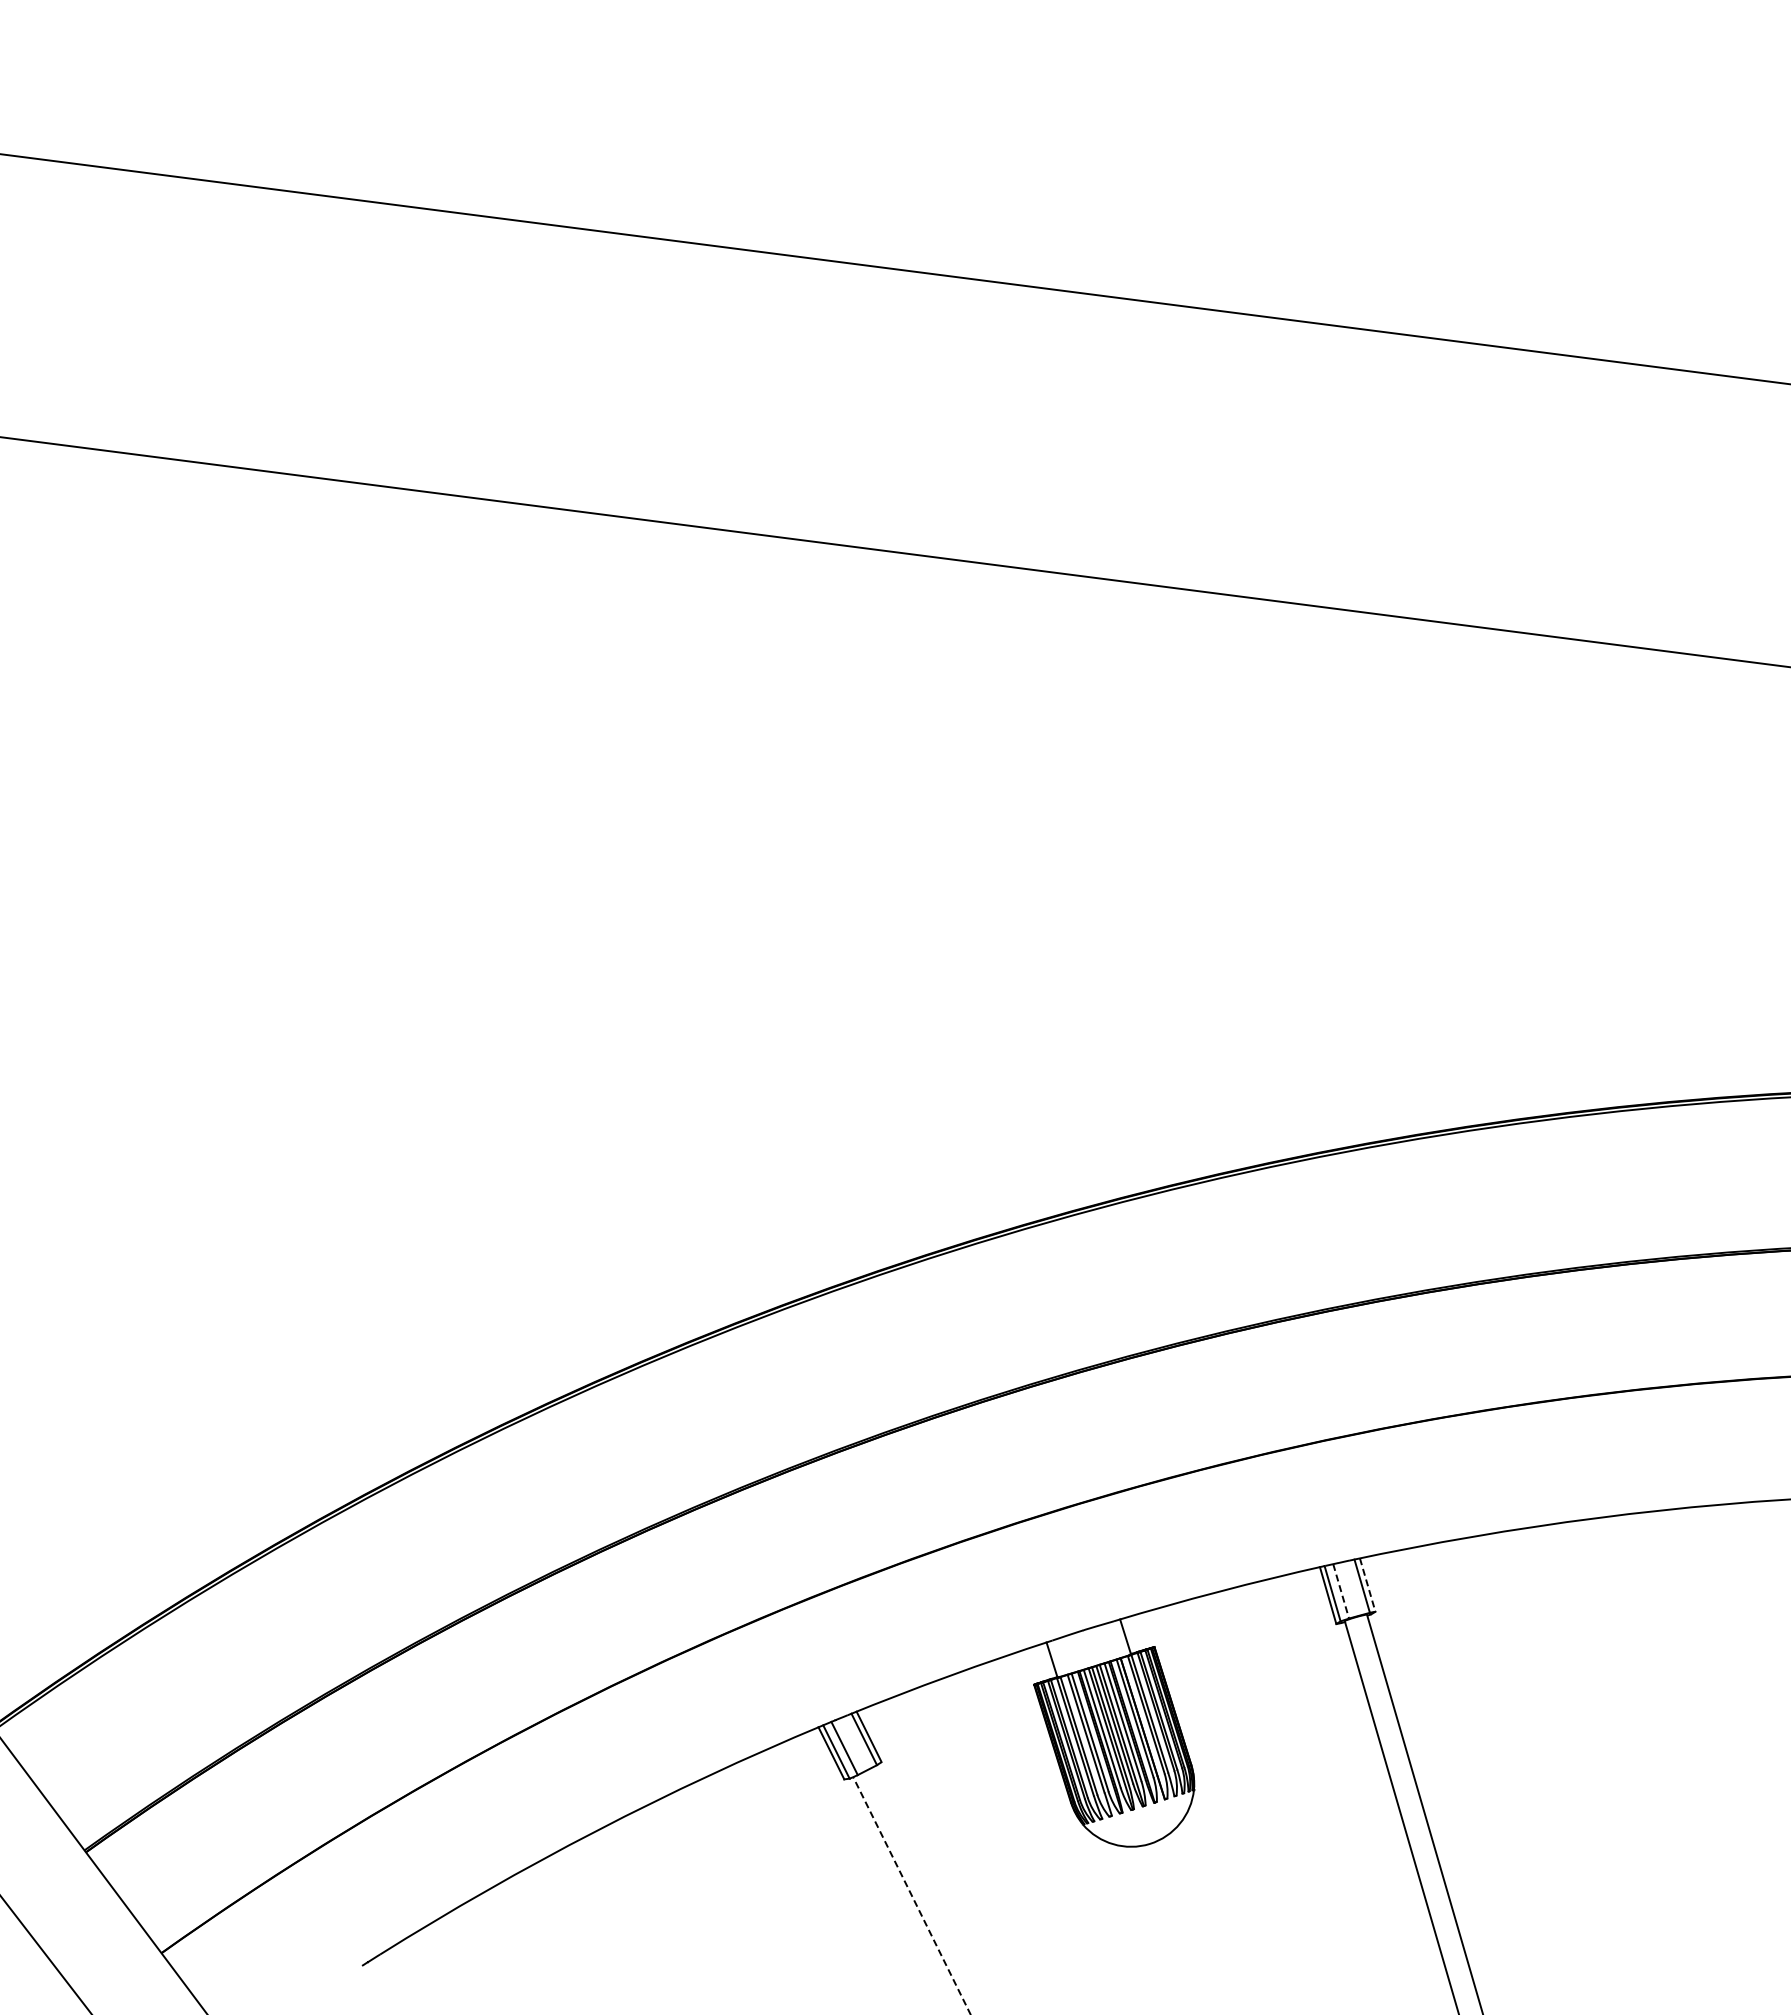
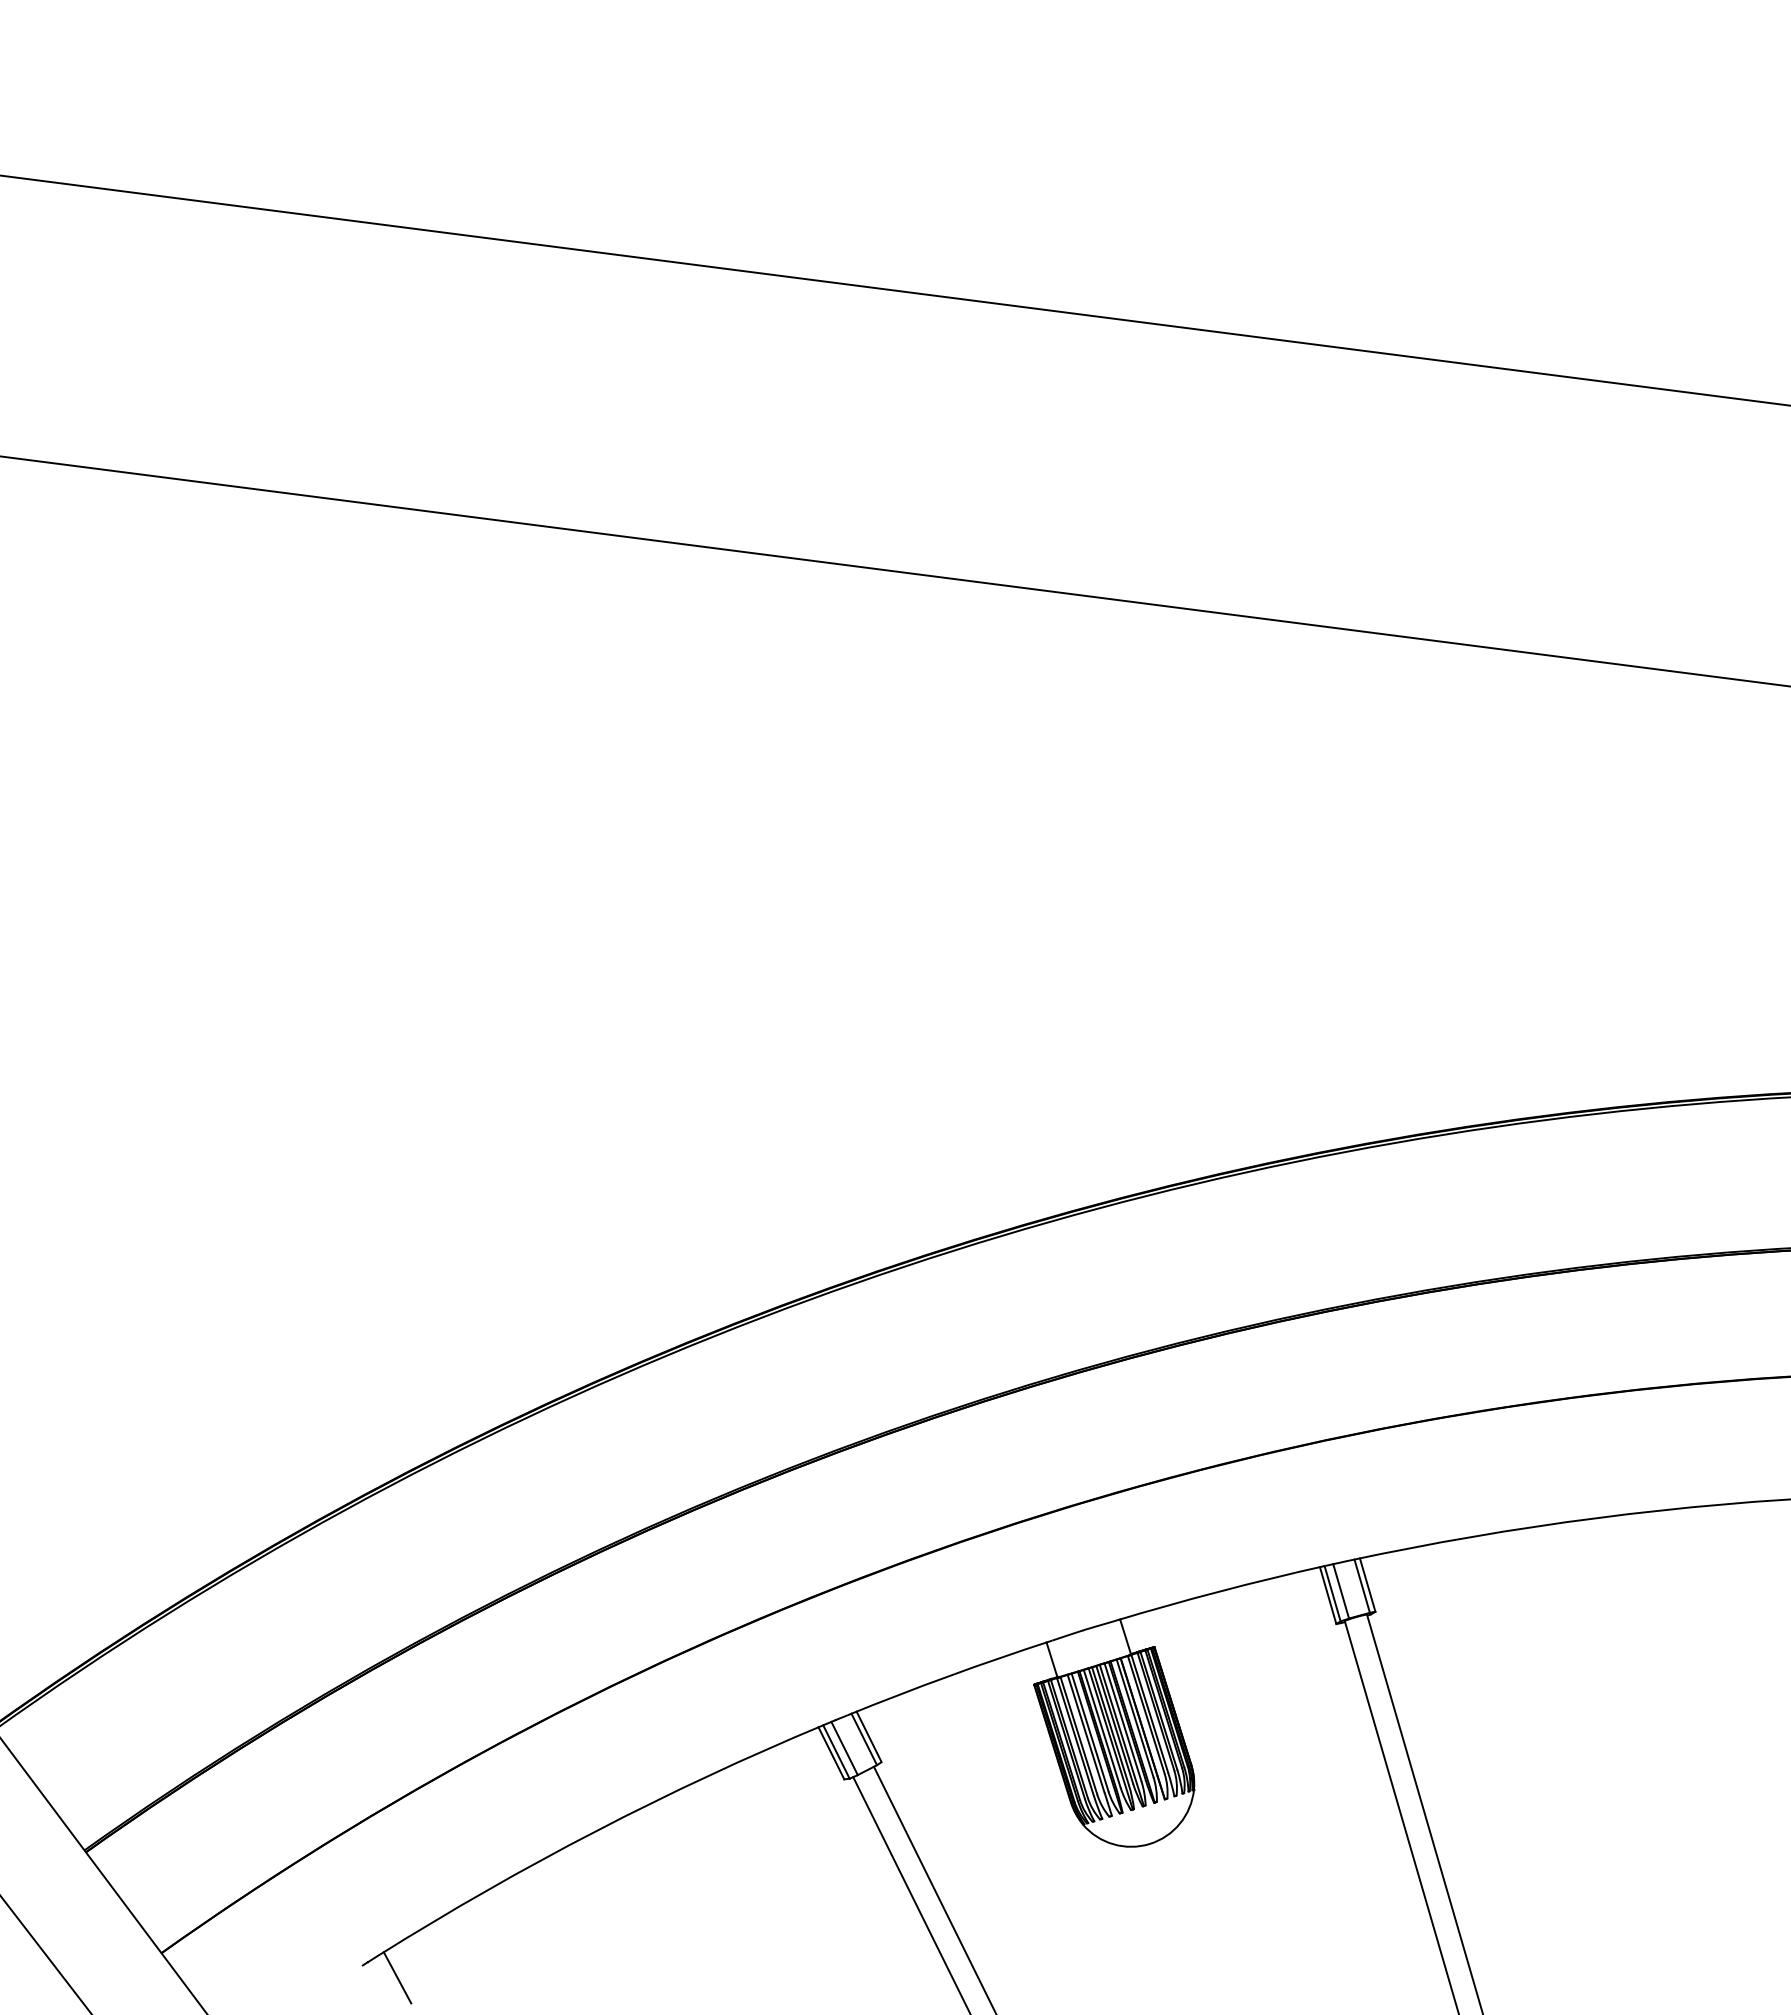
line position: (894, 268) -> (894, 290) (894, 290)
line position: (894, 551) -> (894, 571) (894, 571)
line: dashed -> solid (1367, 1585)
line: dashed -> solid (1341, 1591)
line: none -> present (933, 1888)
line: dashed -> solid (911, 1895)
line: none -> present (397, 1977)
